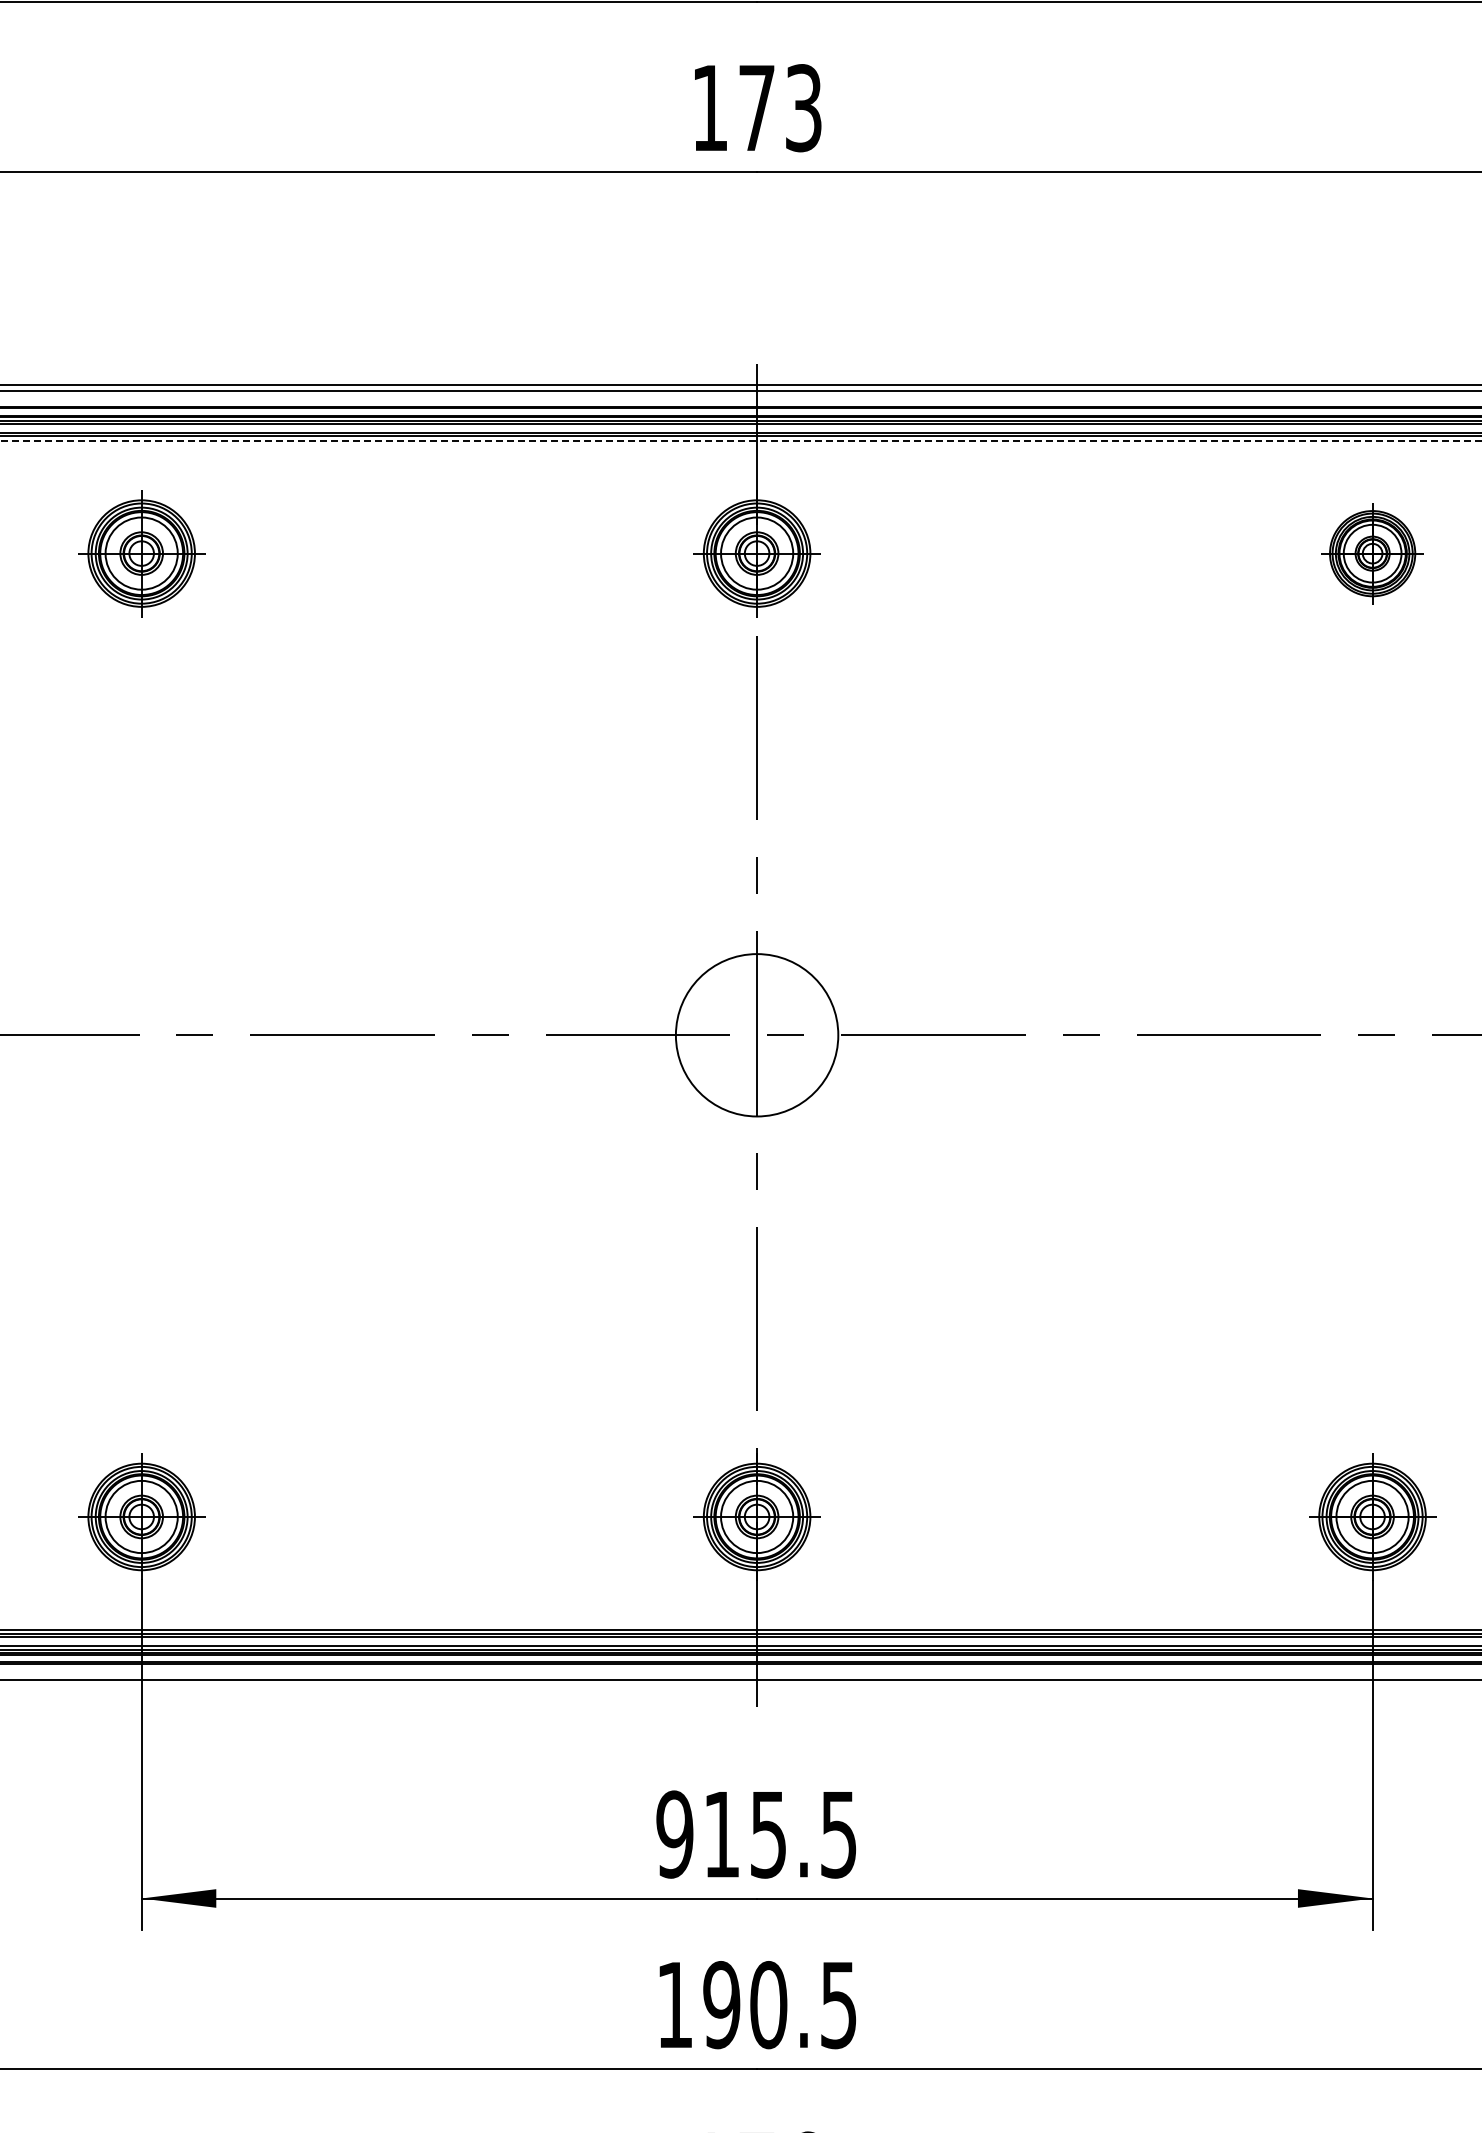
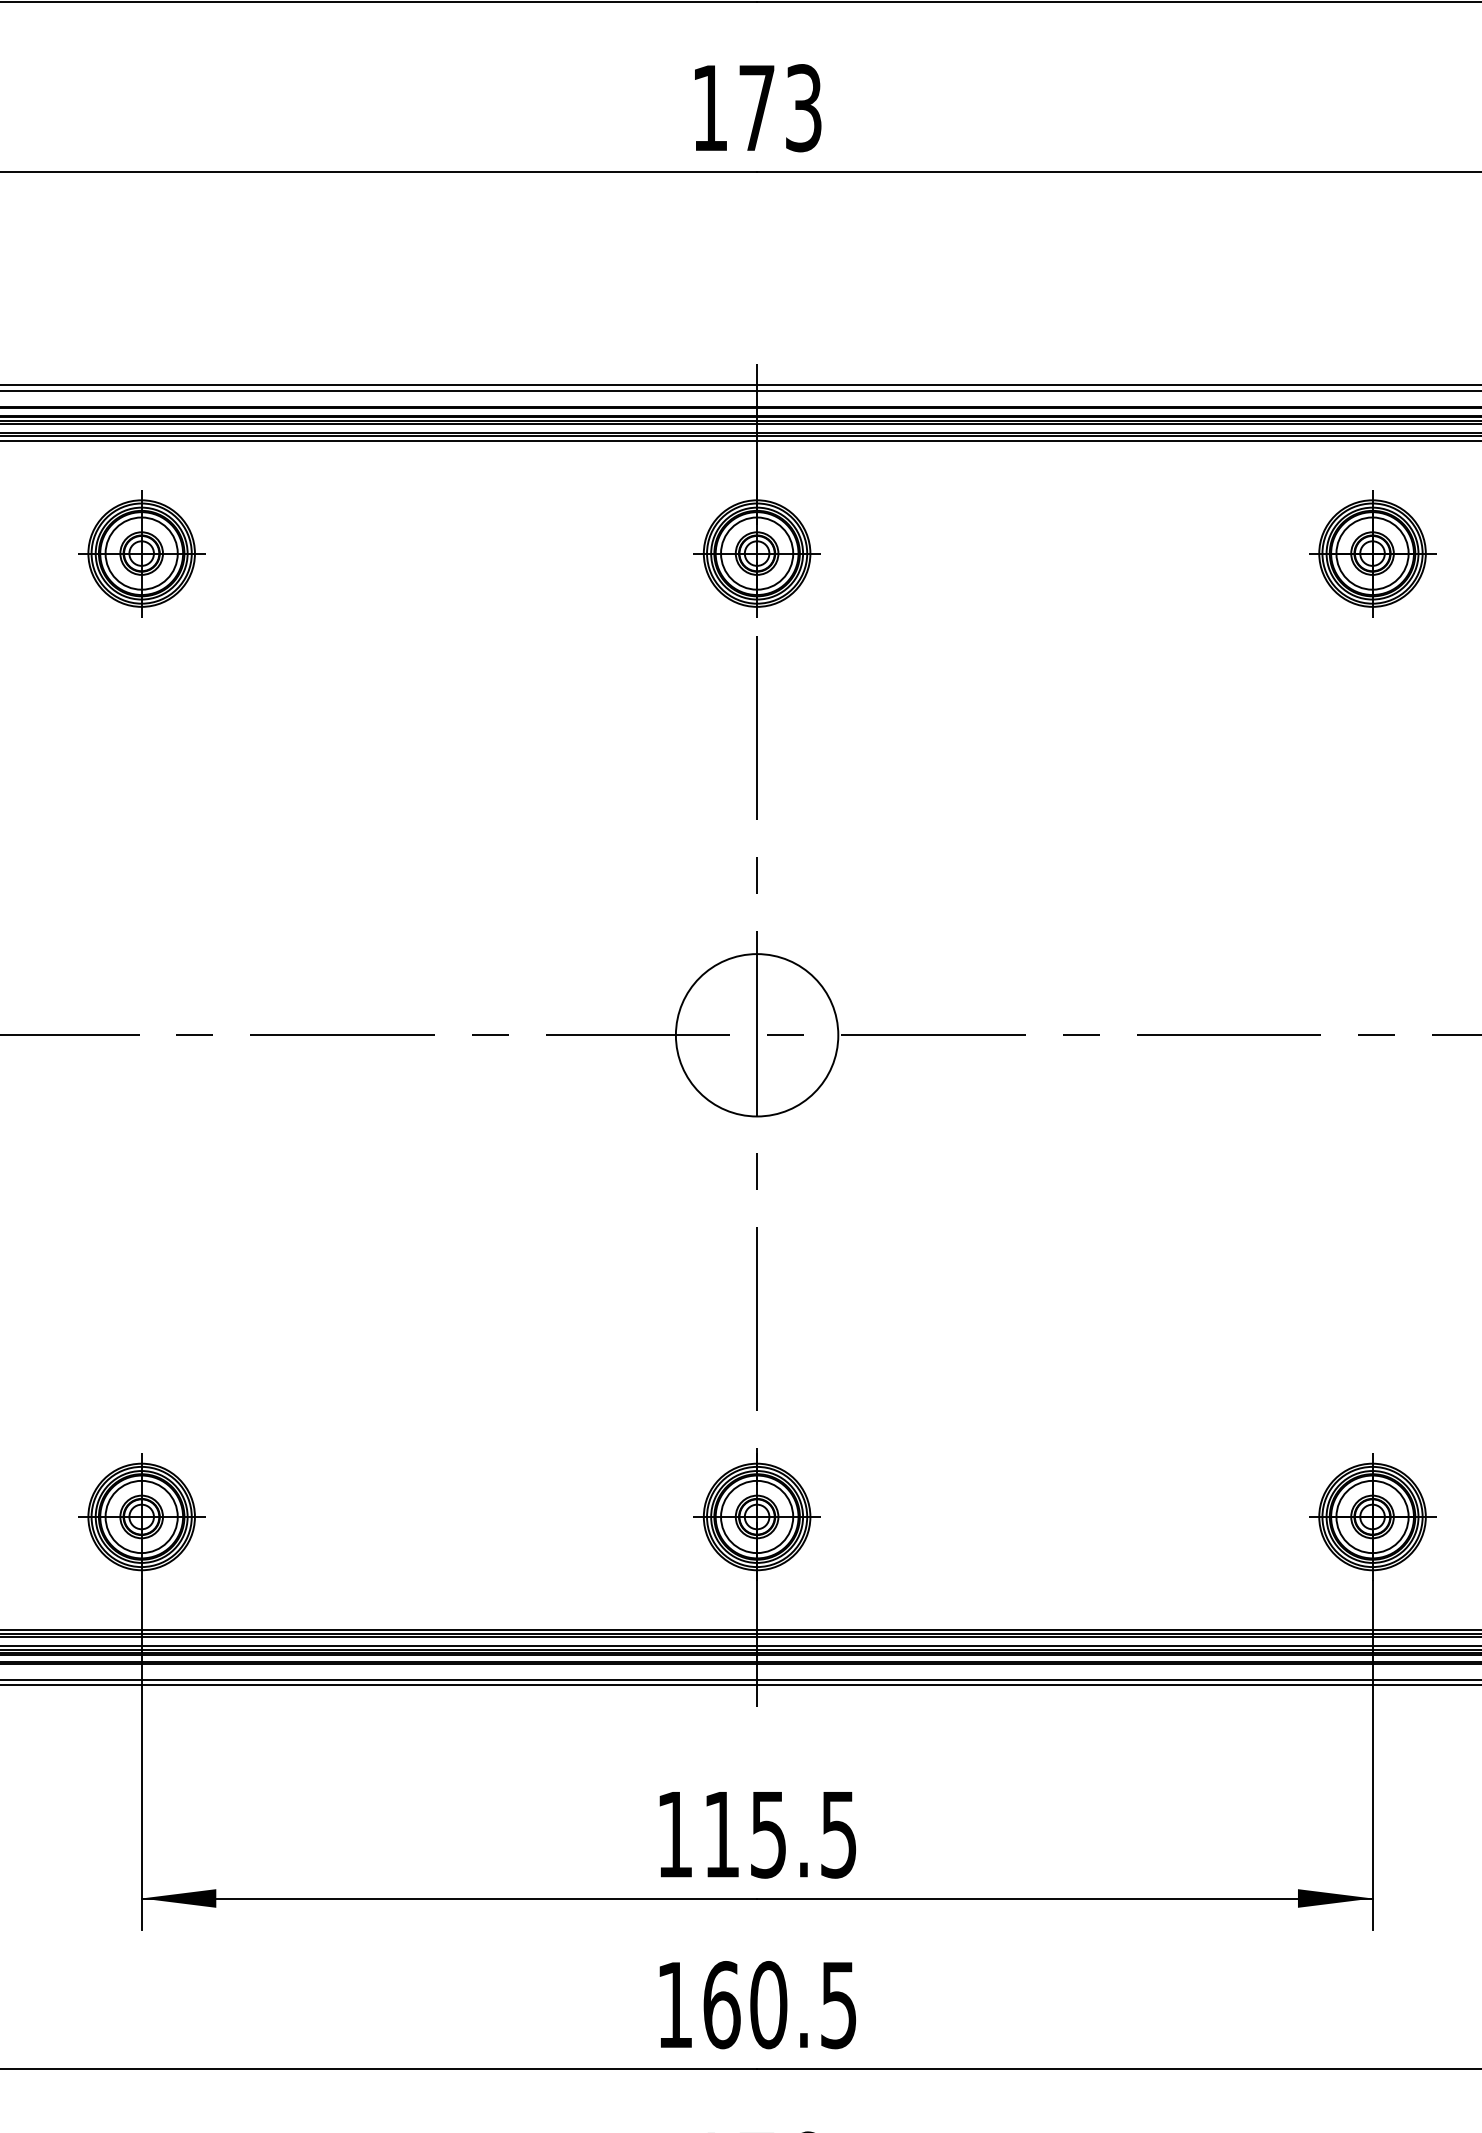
line: dashed -> solid (740, 440)
part size: 103x102 px -> 128x128 px (1372, 553)
line: none -> present (740, 1685)
text: 915.5 -> 115.5 (674, 1834)
text: 190.5 -> 160.5 (721, 2005)
